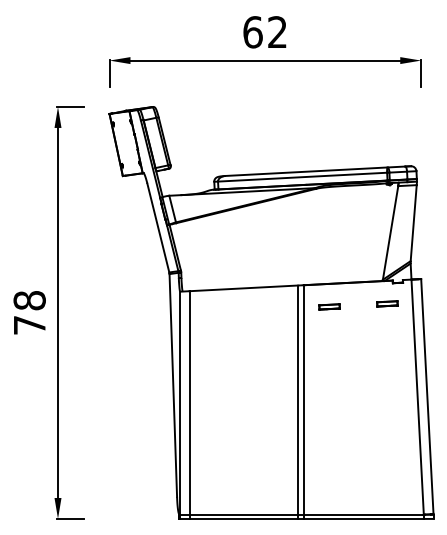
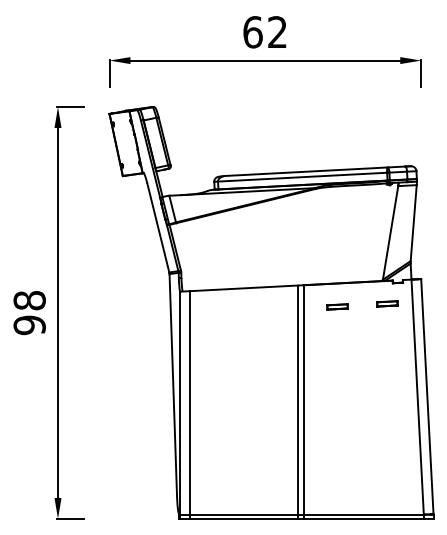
part position: (329, 306) -> (337, 306) (337, 306)
text: 78 -> 98 (29, 325)
